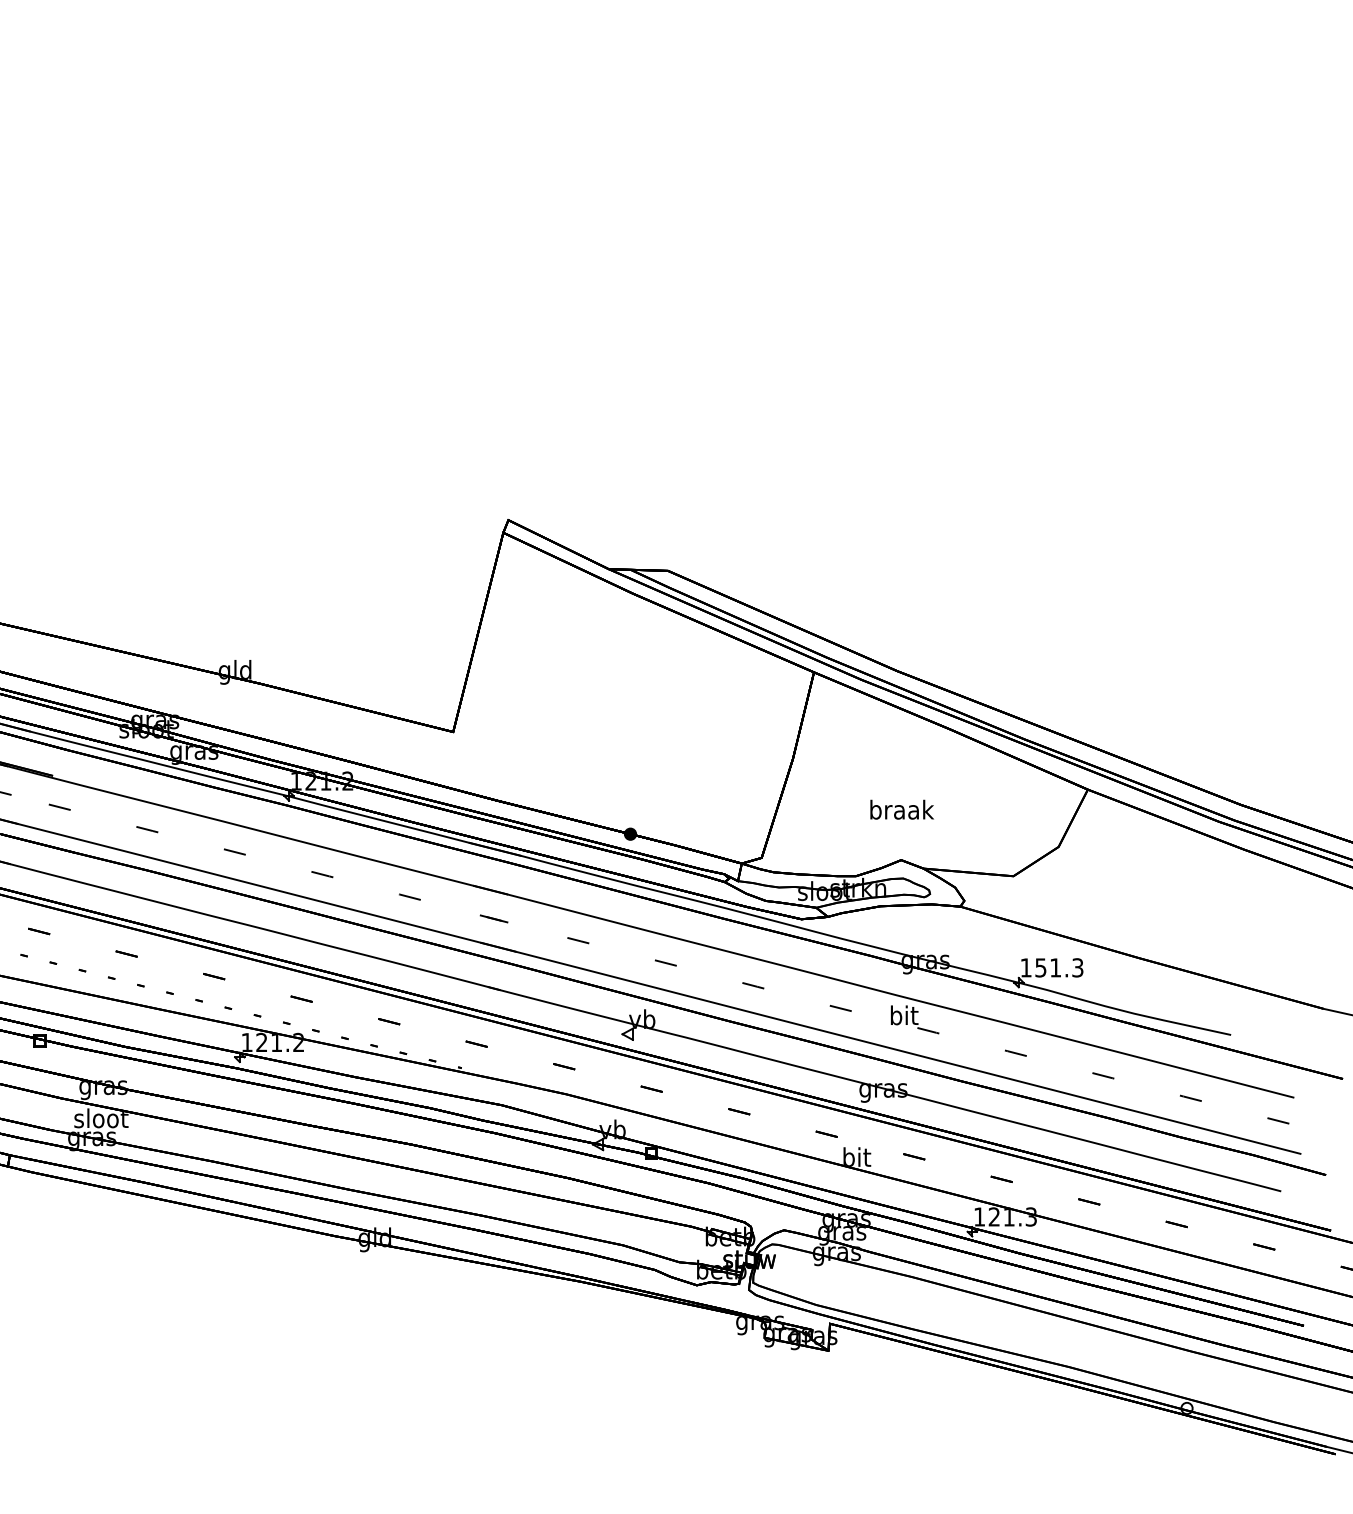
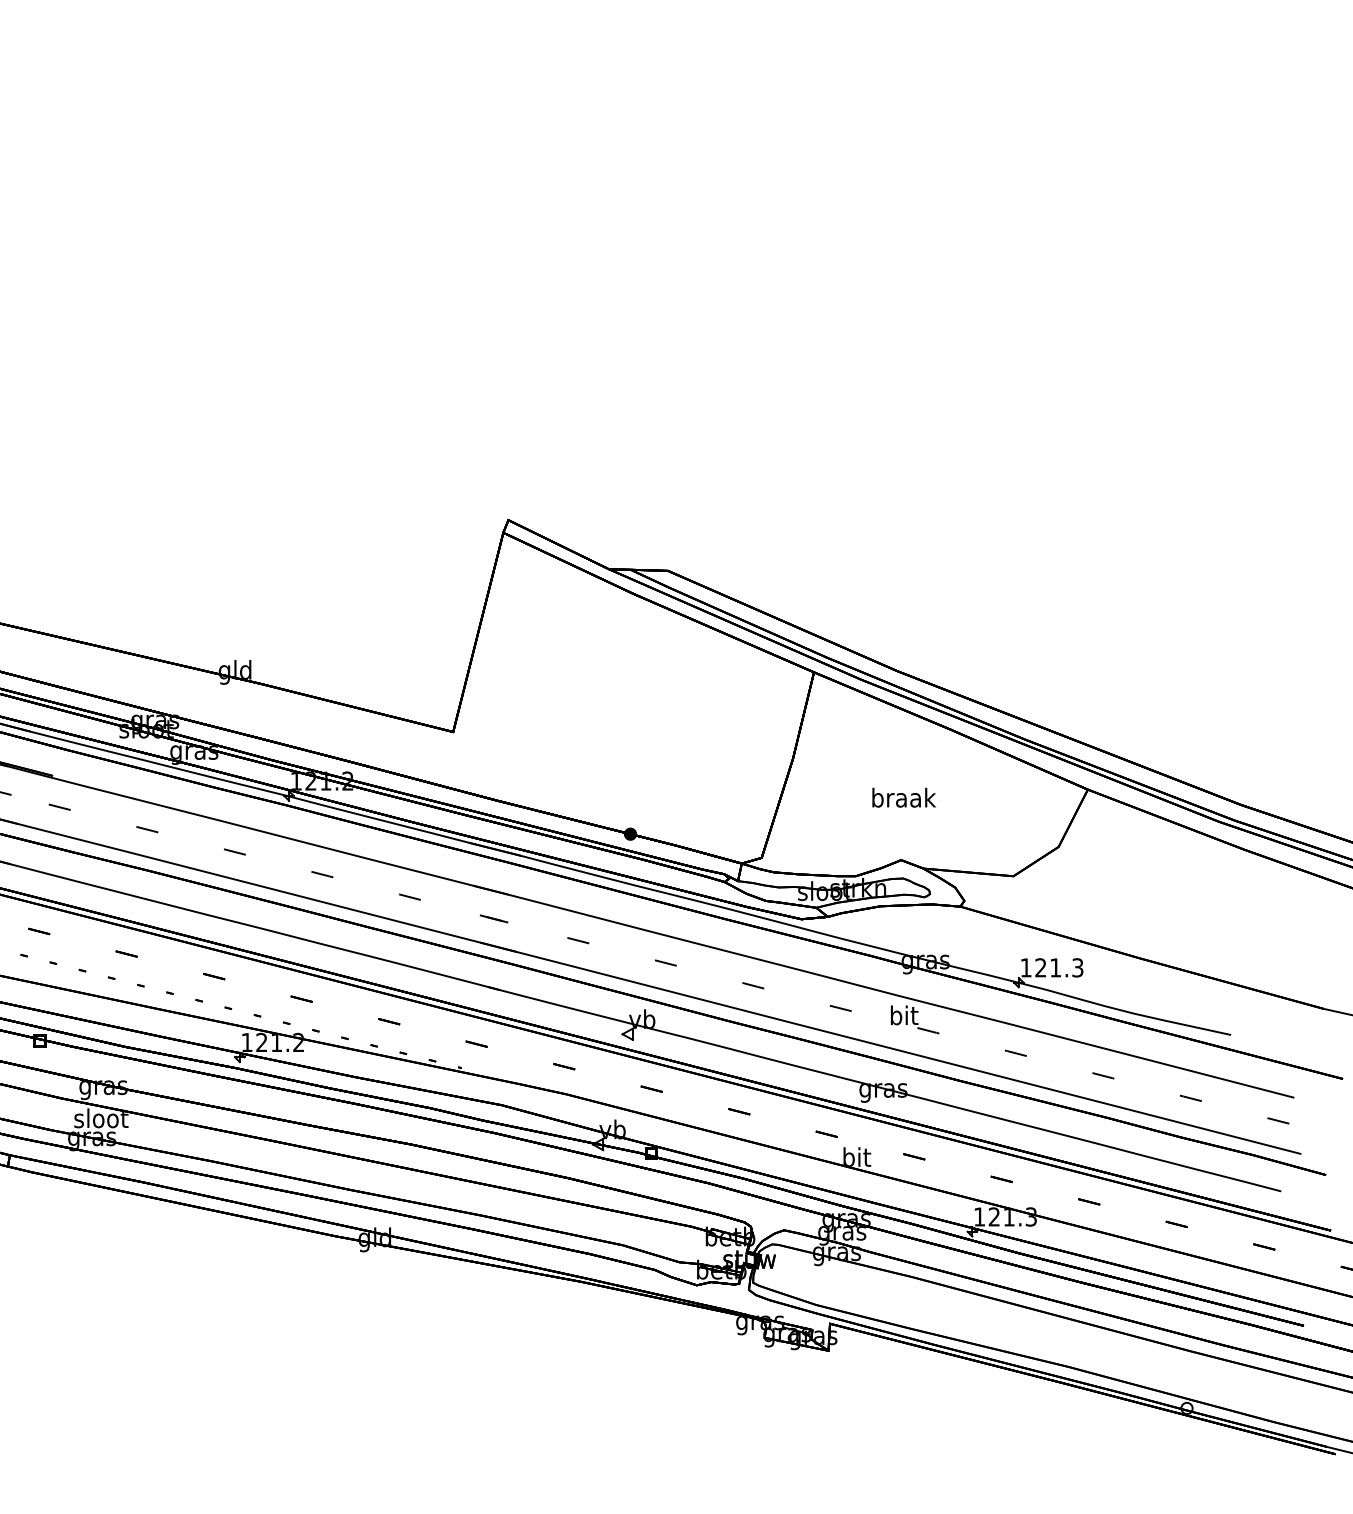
text position: (901, 809) -> (903, 797) (903, 797)
text: 151.3 -> 121.3 (1040, 967)
